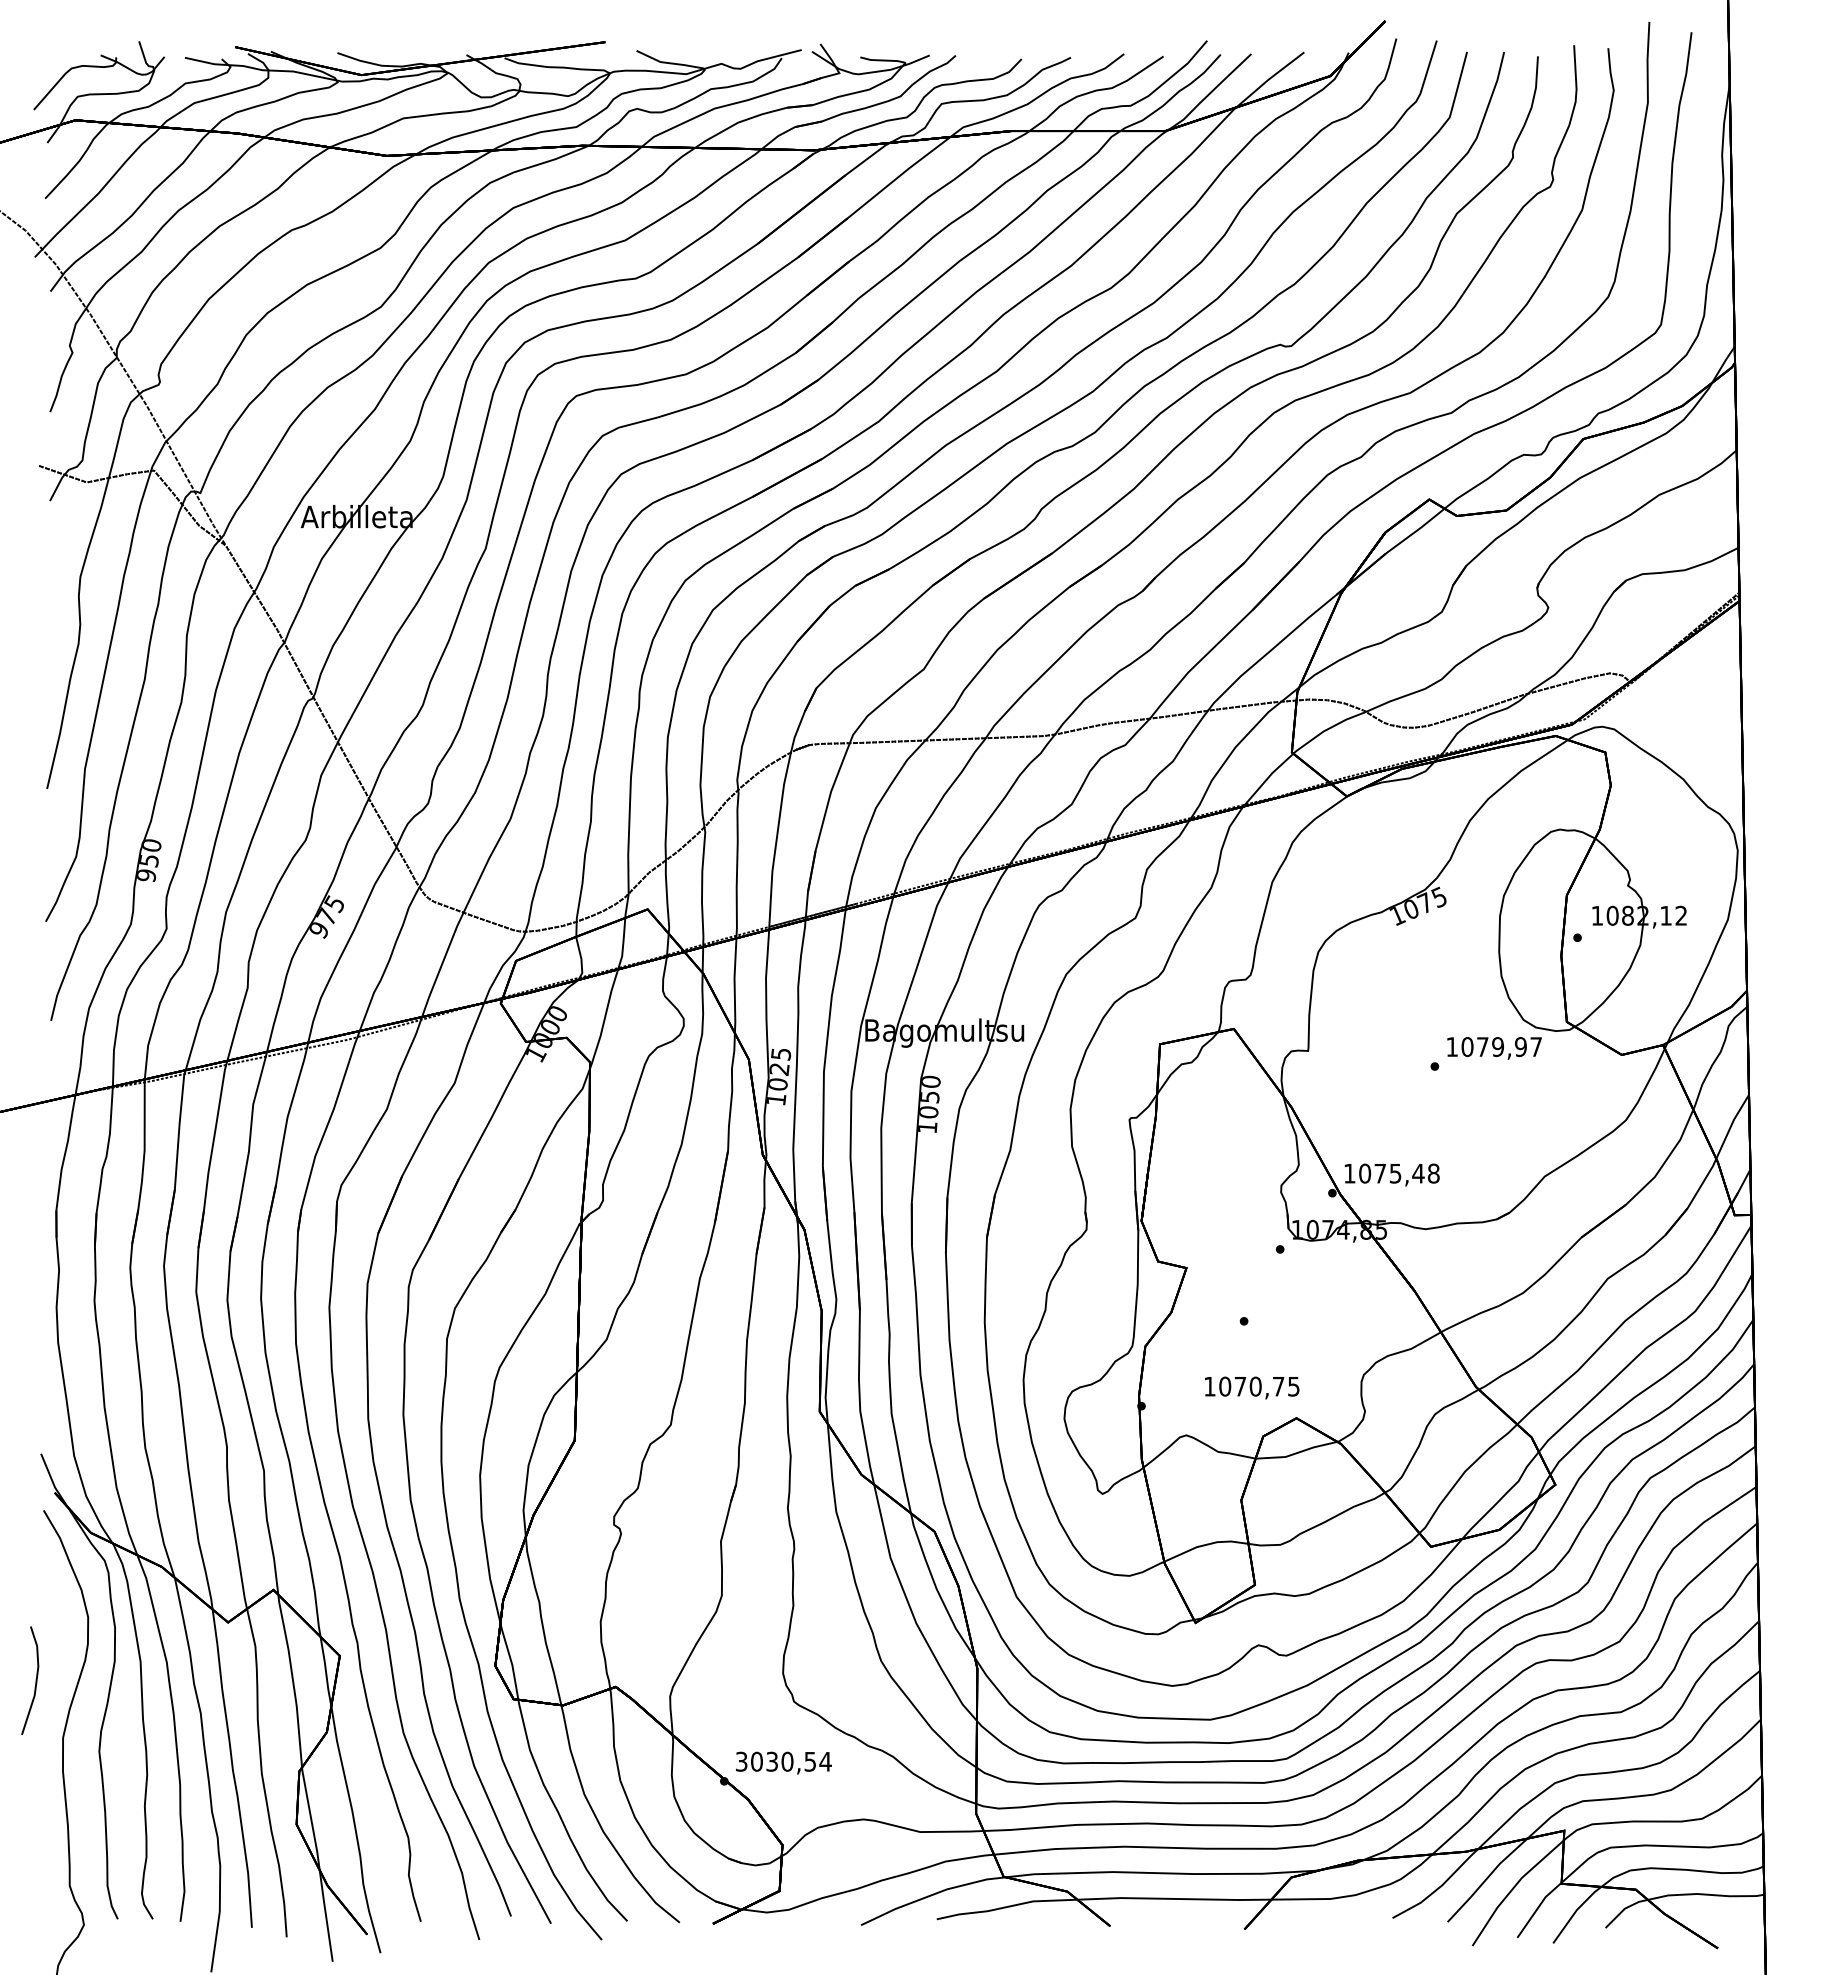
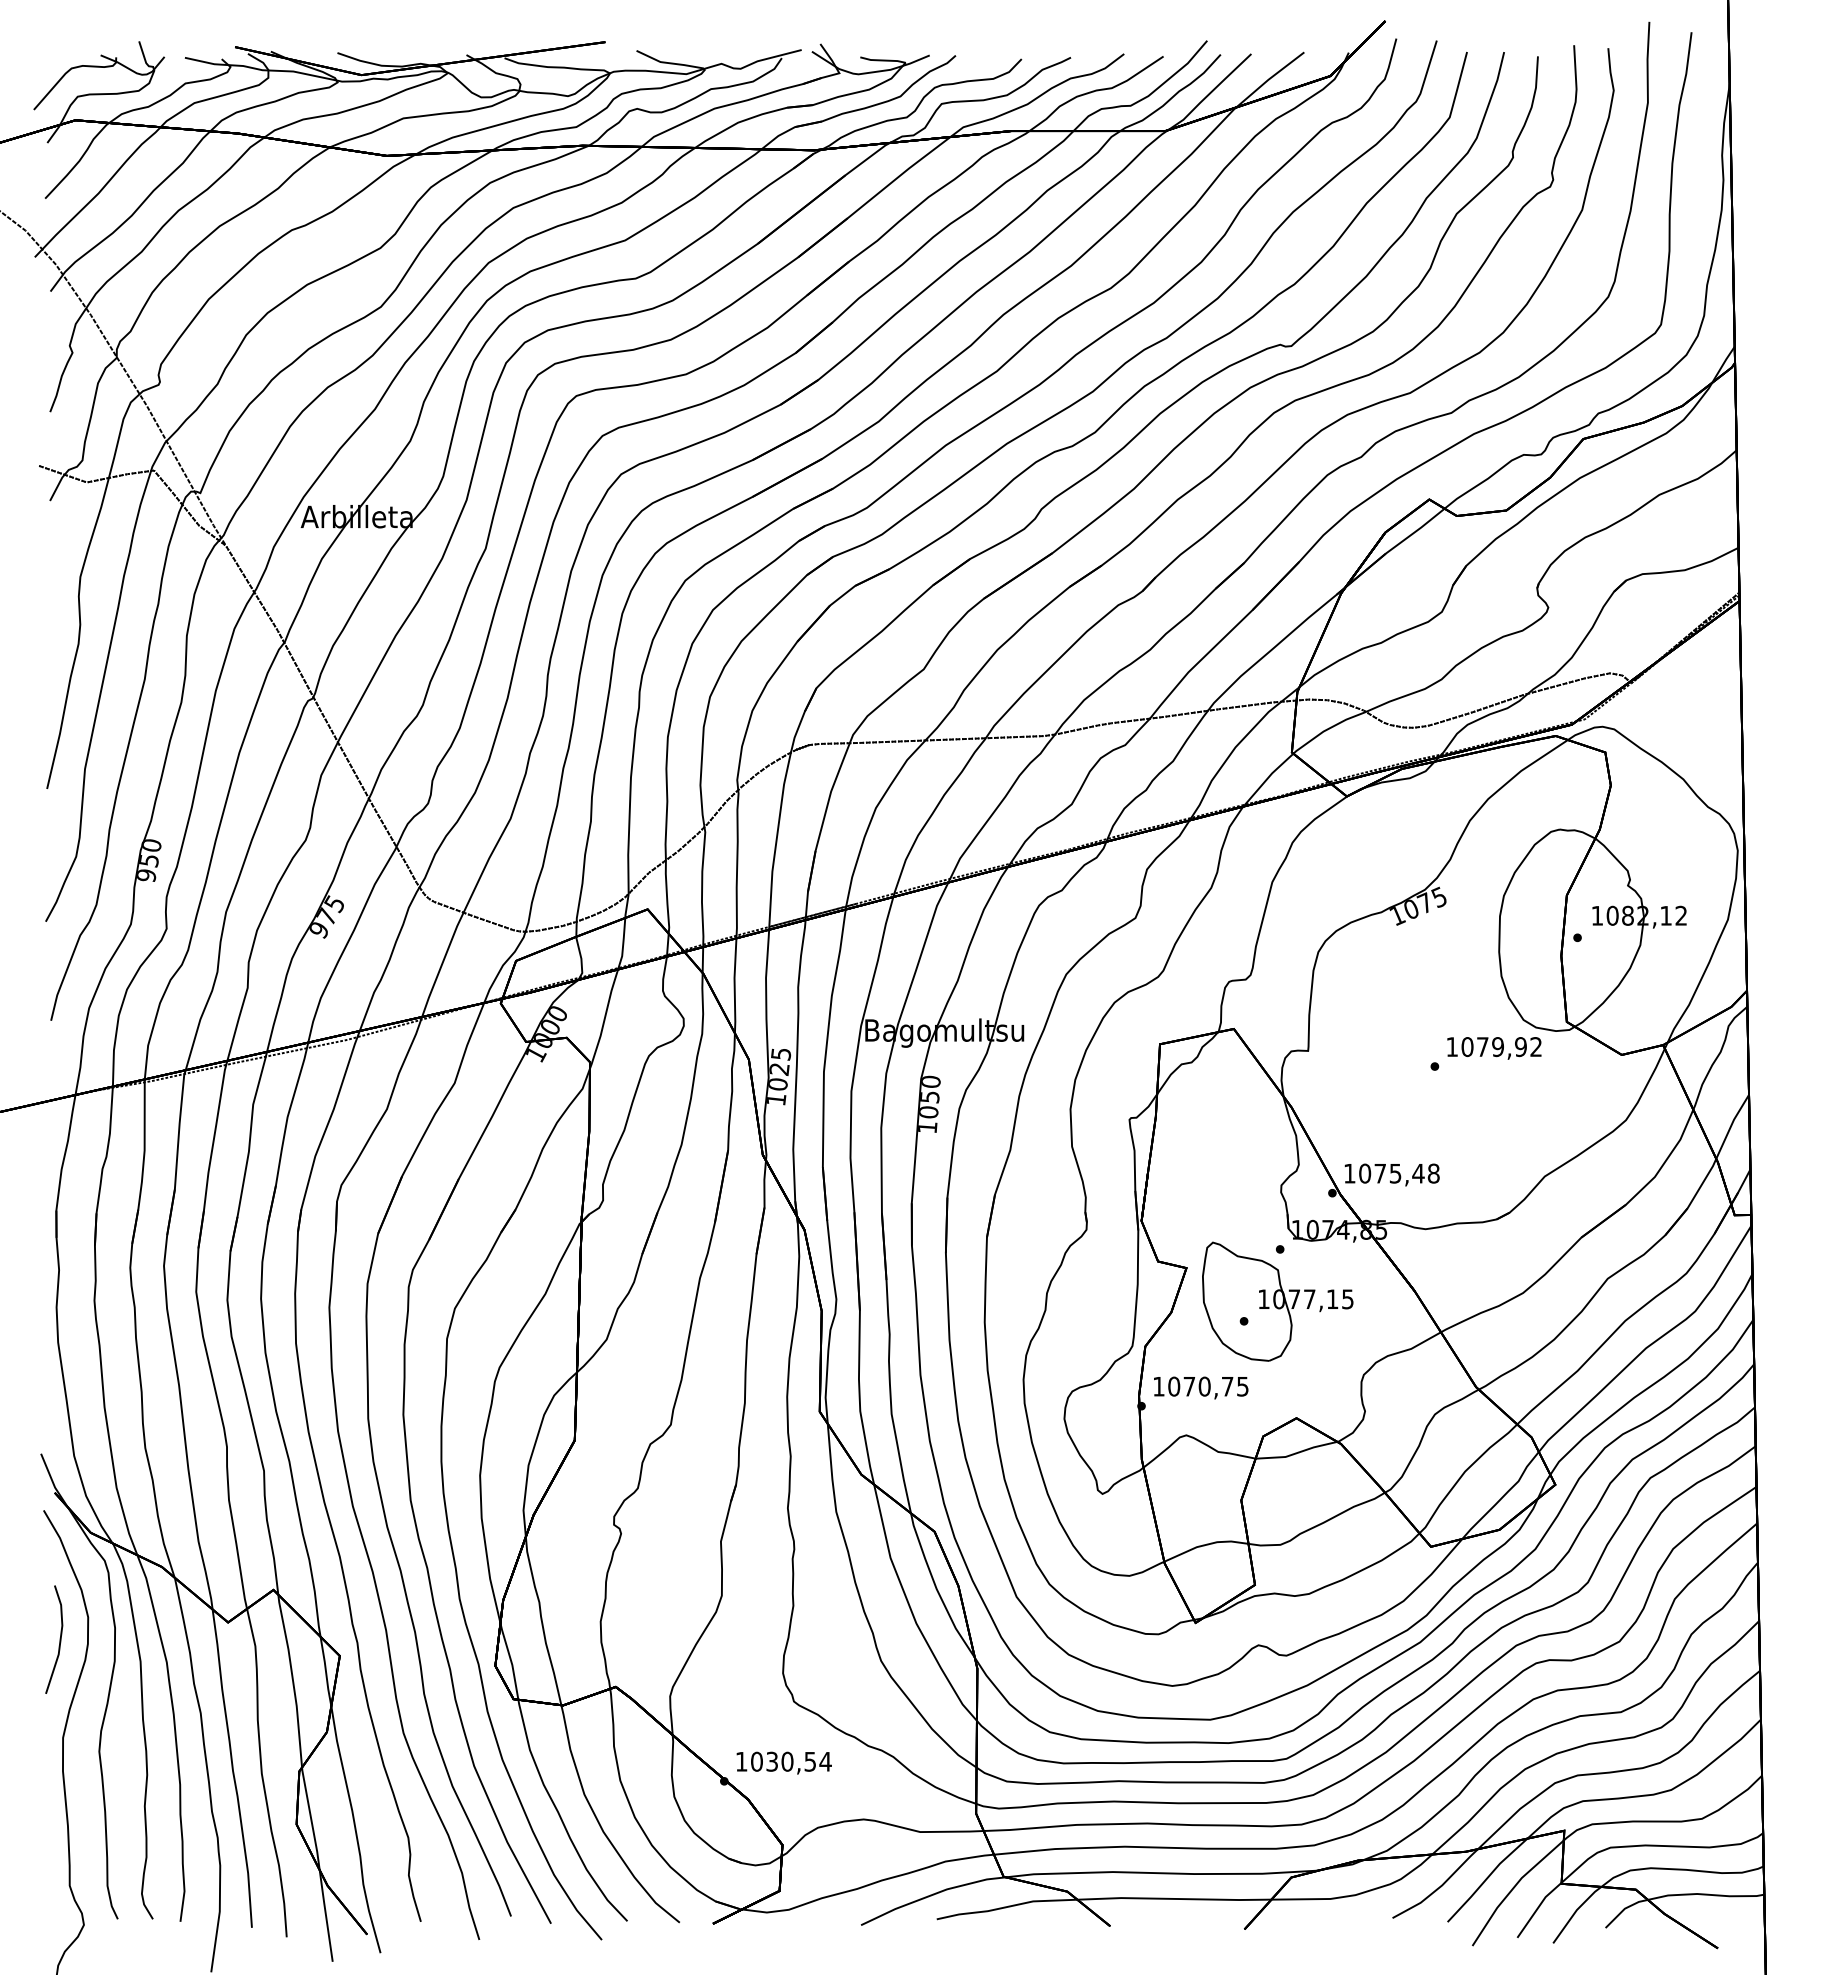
text: 1079,97 -> 1079,92 (1535, 1046)
part: none -> present (1277, 1301)
text position: (1252, 1387) -> (1201, 1387) (1201, 1387)
line position: (35, 1680) -> (59, 1639) (59, 1639)
text: 3030,54 -> 1030,54 (741, 1761)
